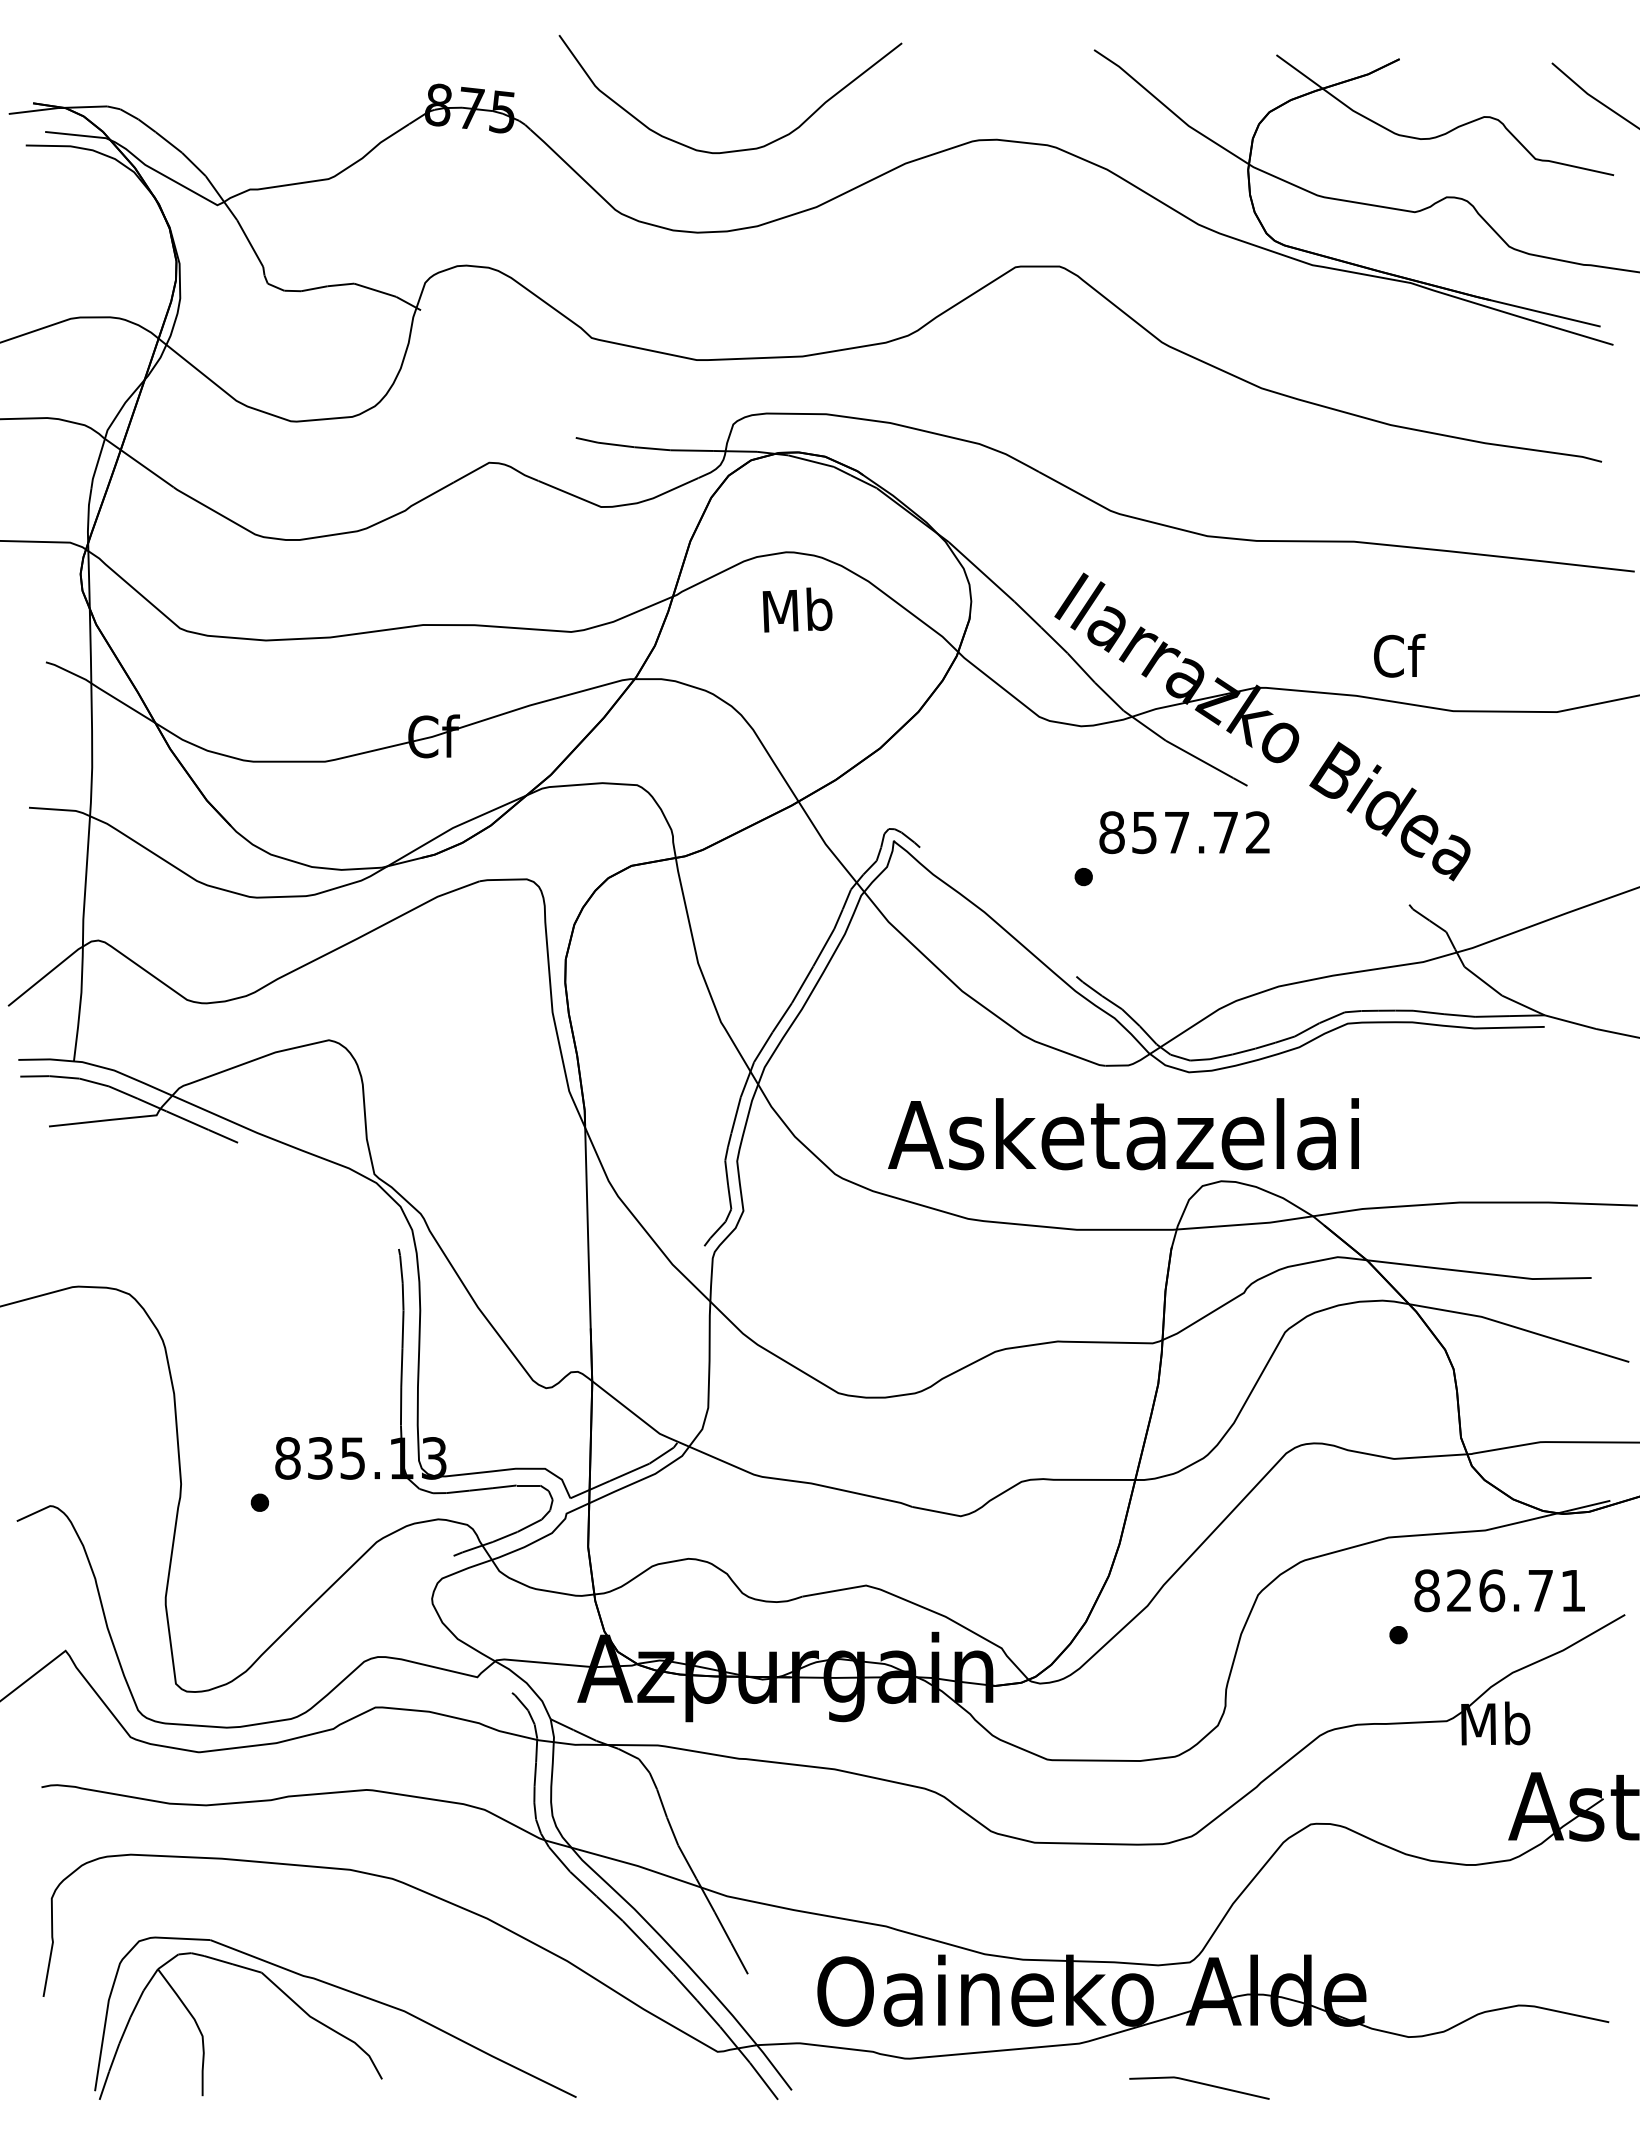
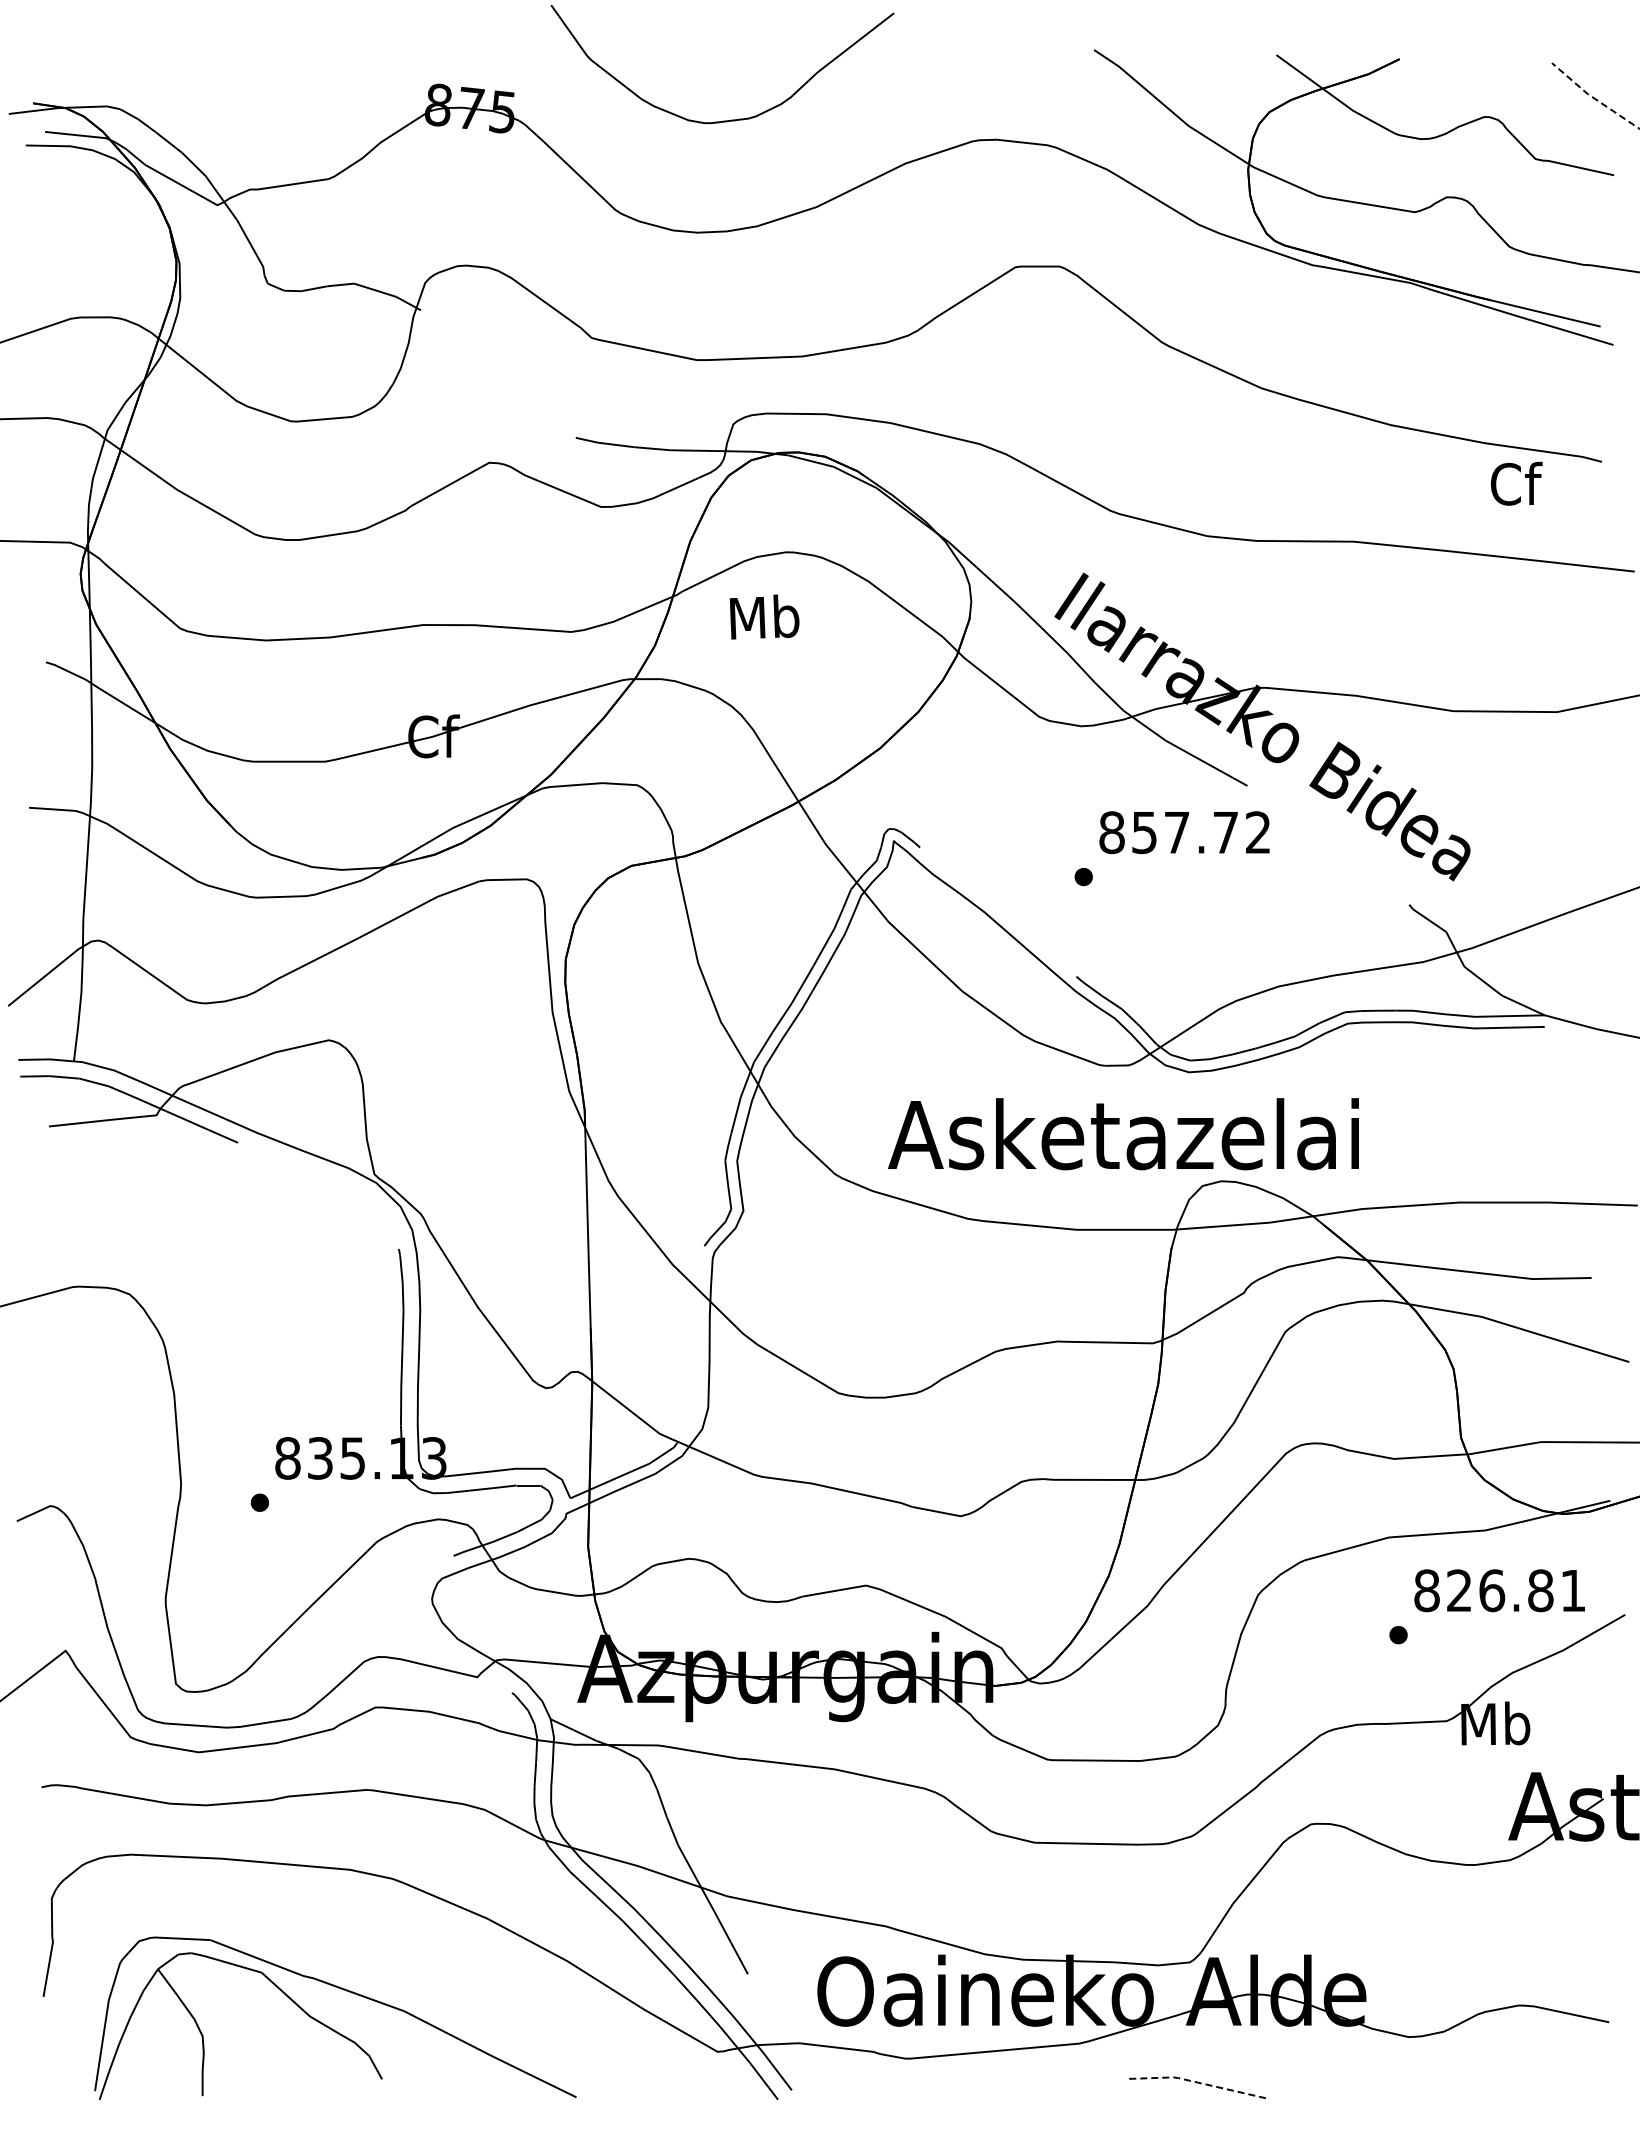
line: solid -> dashed (1593, 97)
curve position: (738, 149) -> (730, 119) (730, 119)
text position: (797, 609) -> (764, 616) (764, 616)
text position: (1399, 655) -> (1516, 483) (1516, 483)
text: 826.71 -> 826.81 (1540, 1590)
line: solid -> dashed (1199, 2082)
